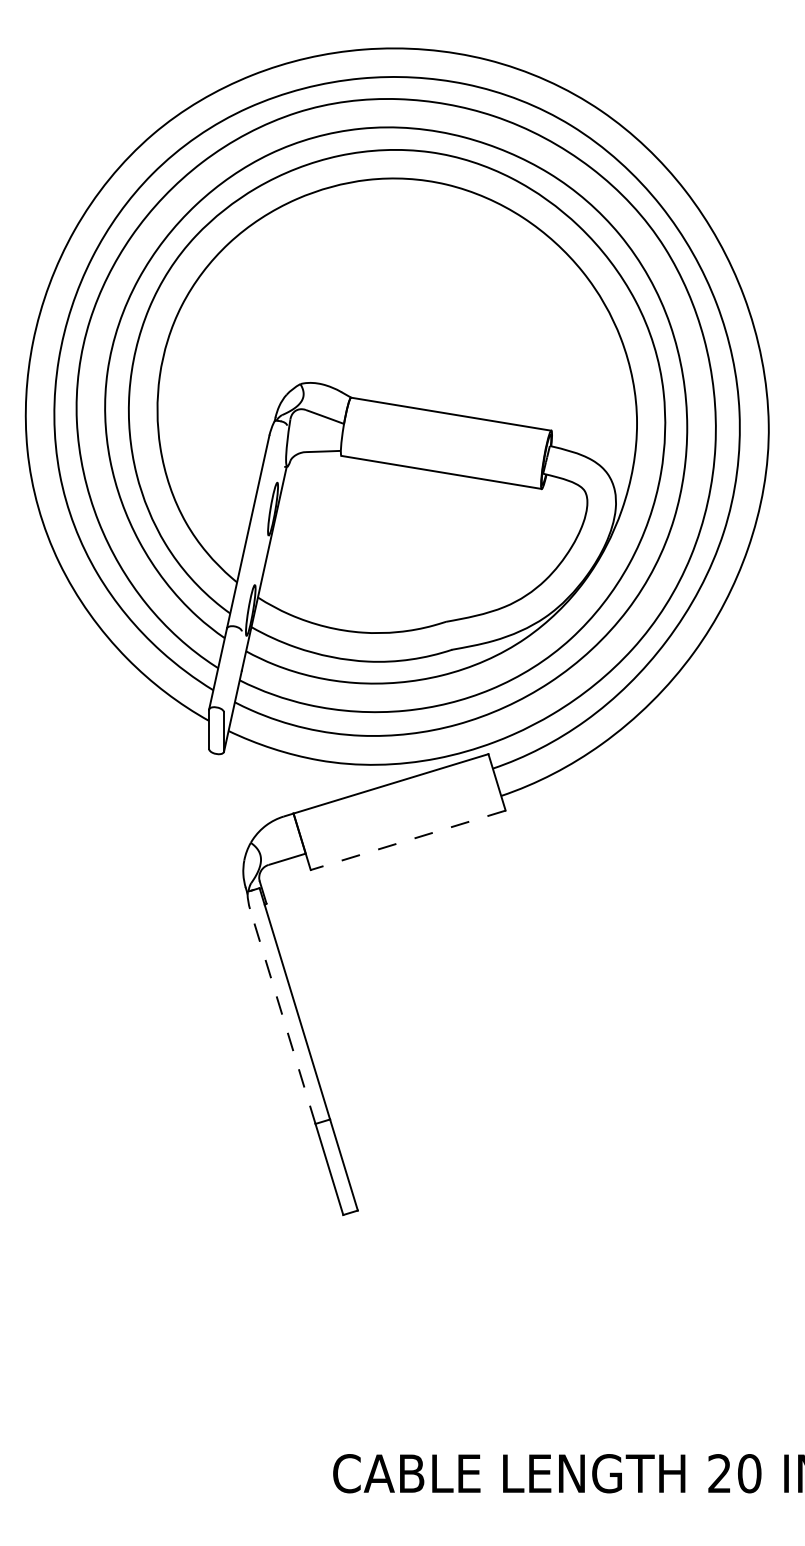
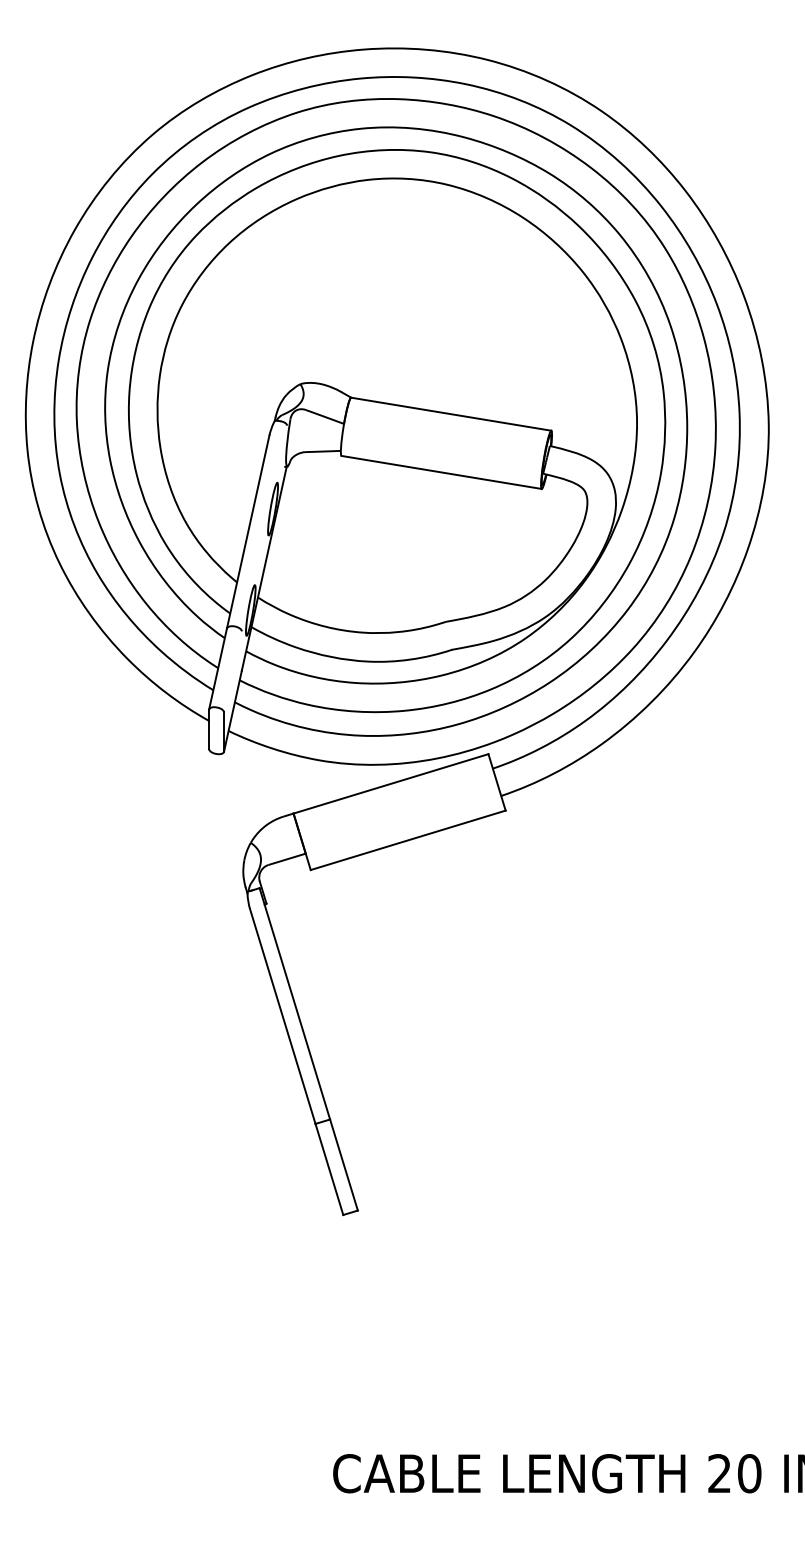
line: dashed -> solid (408, 840)
line: dashed -> solid (282, 1015)
